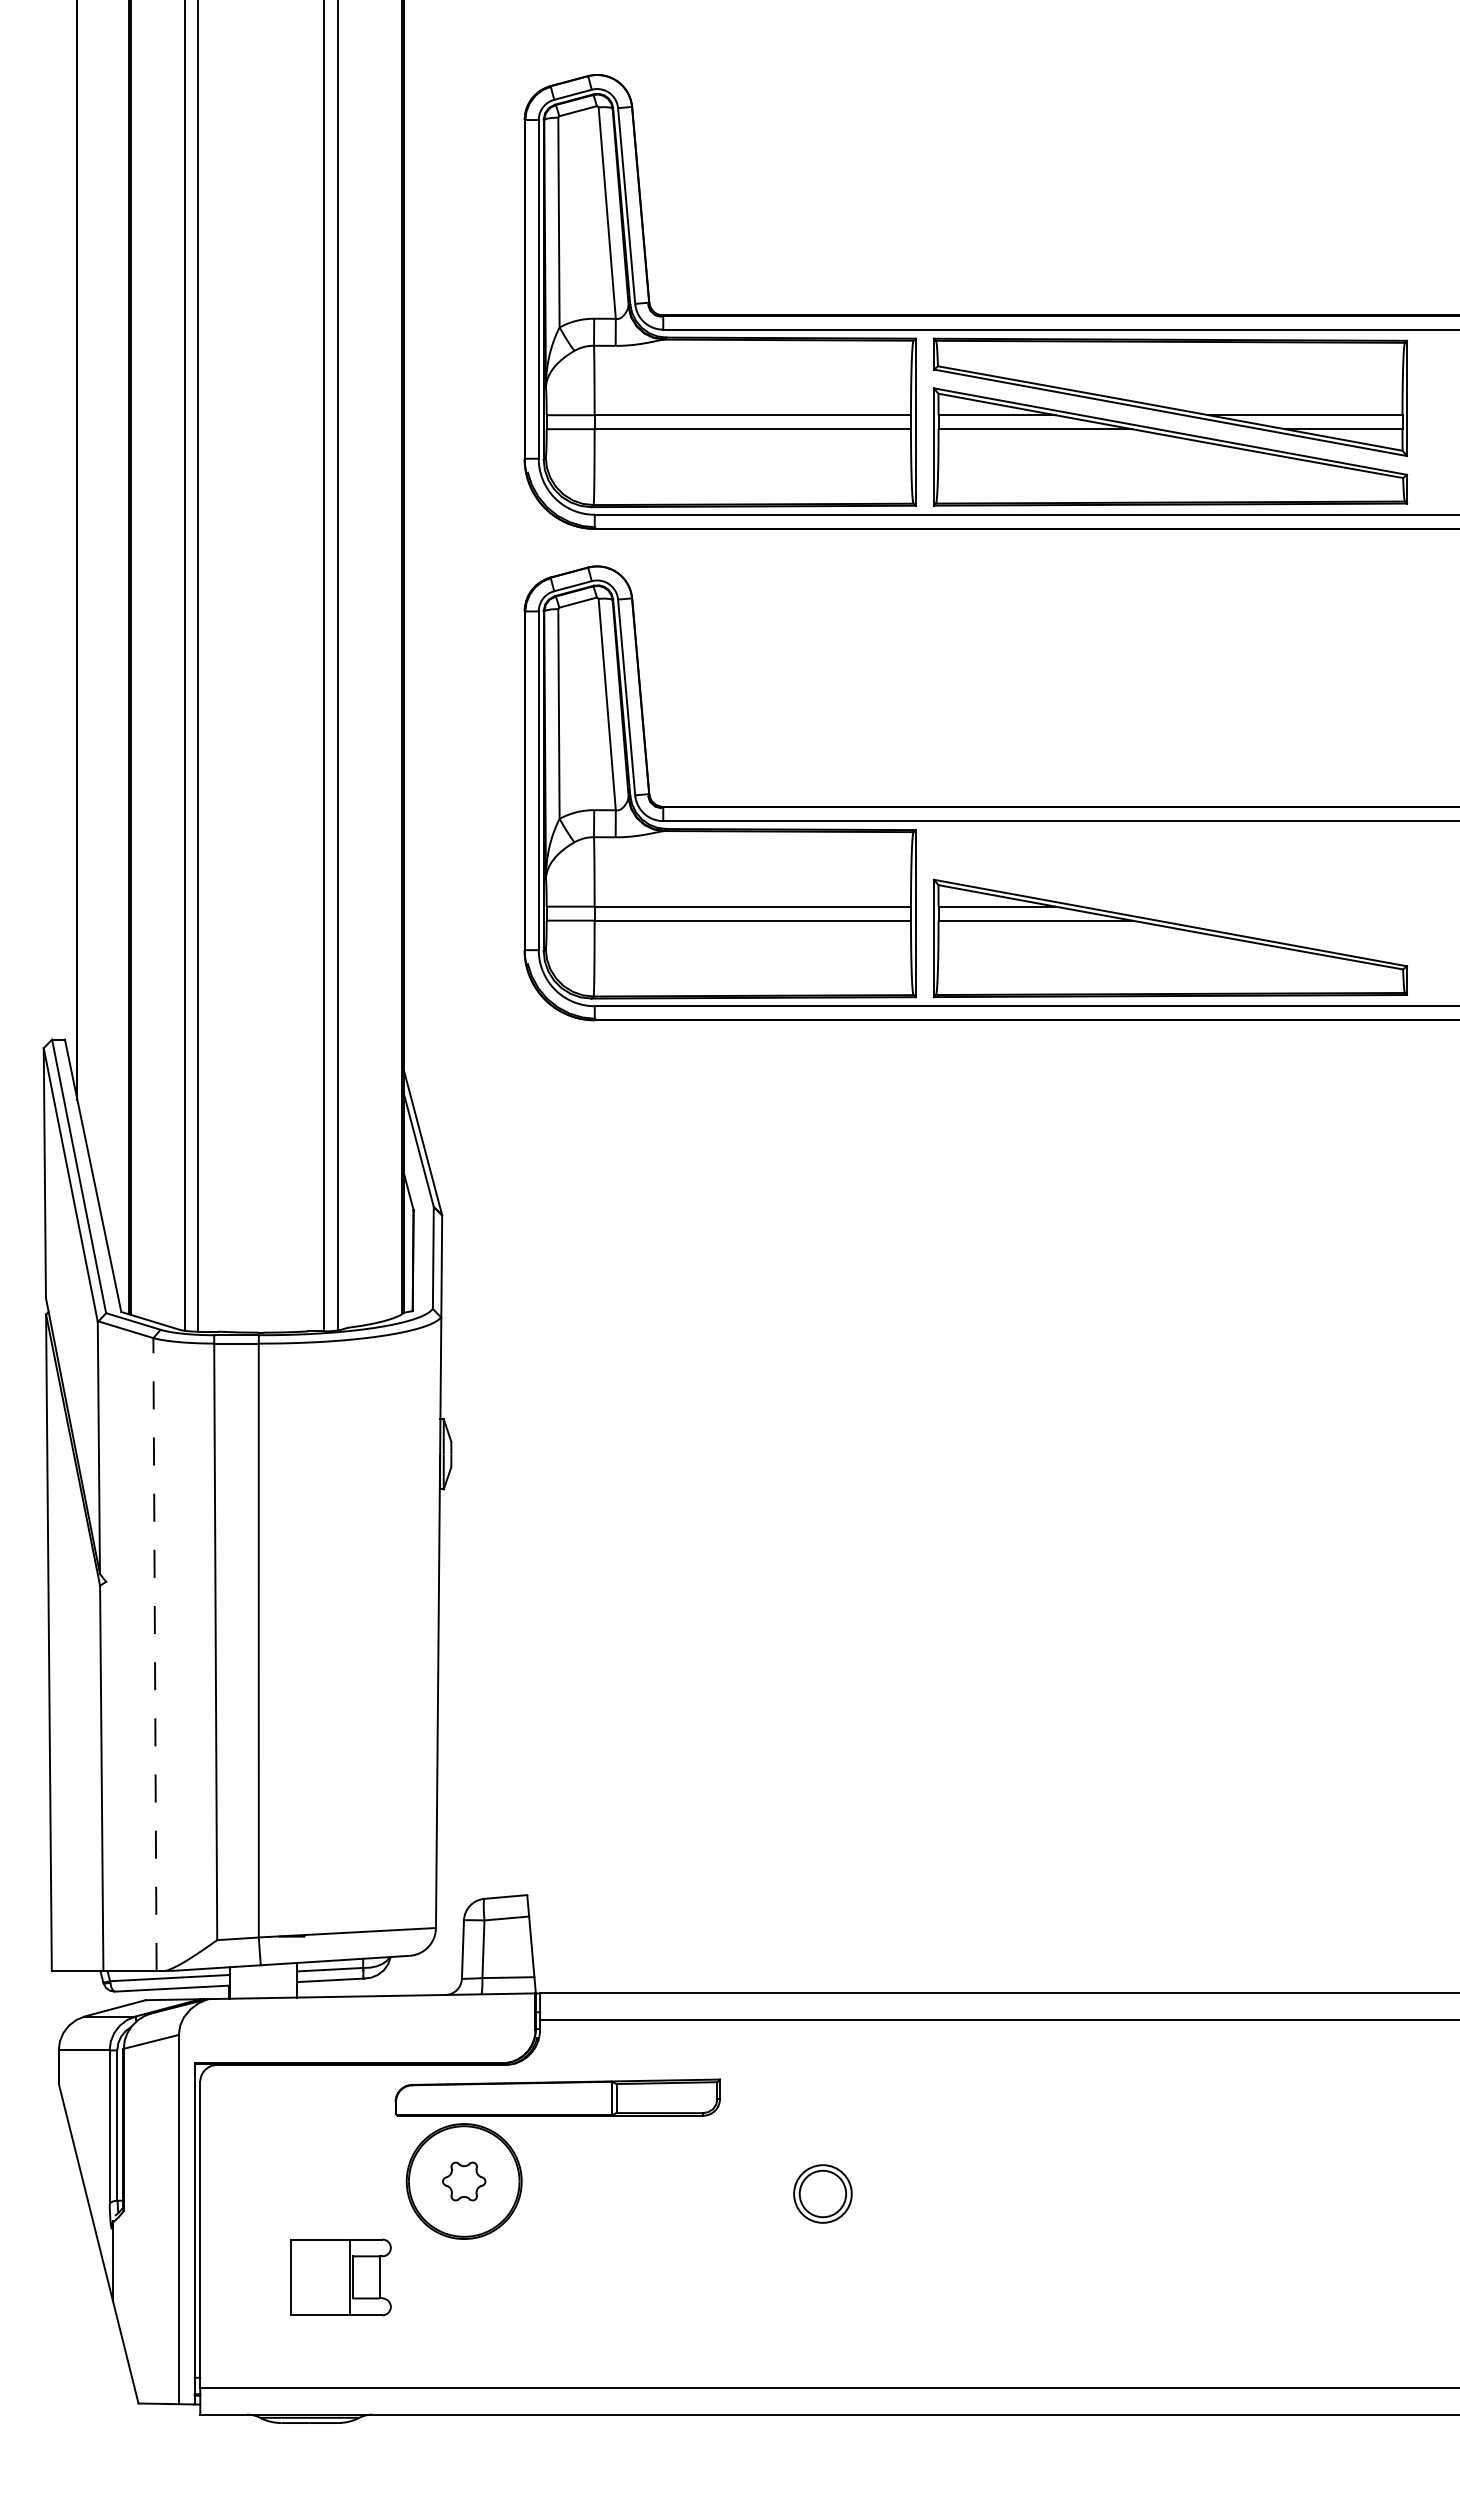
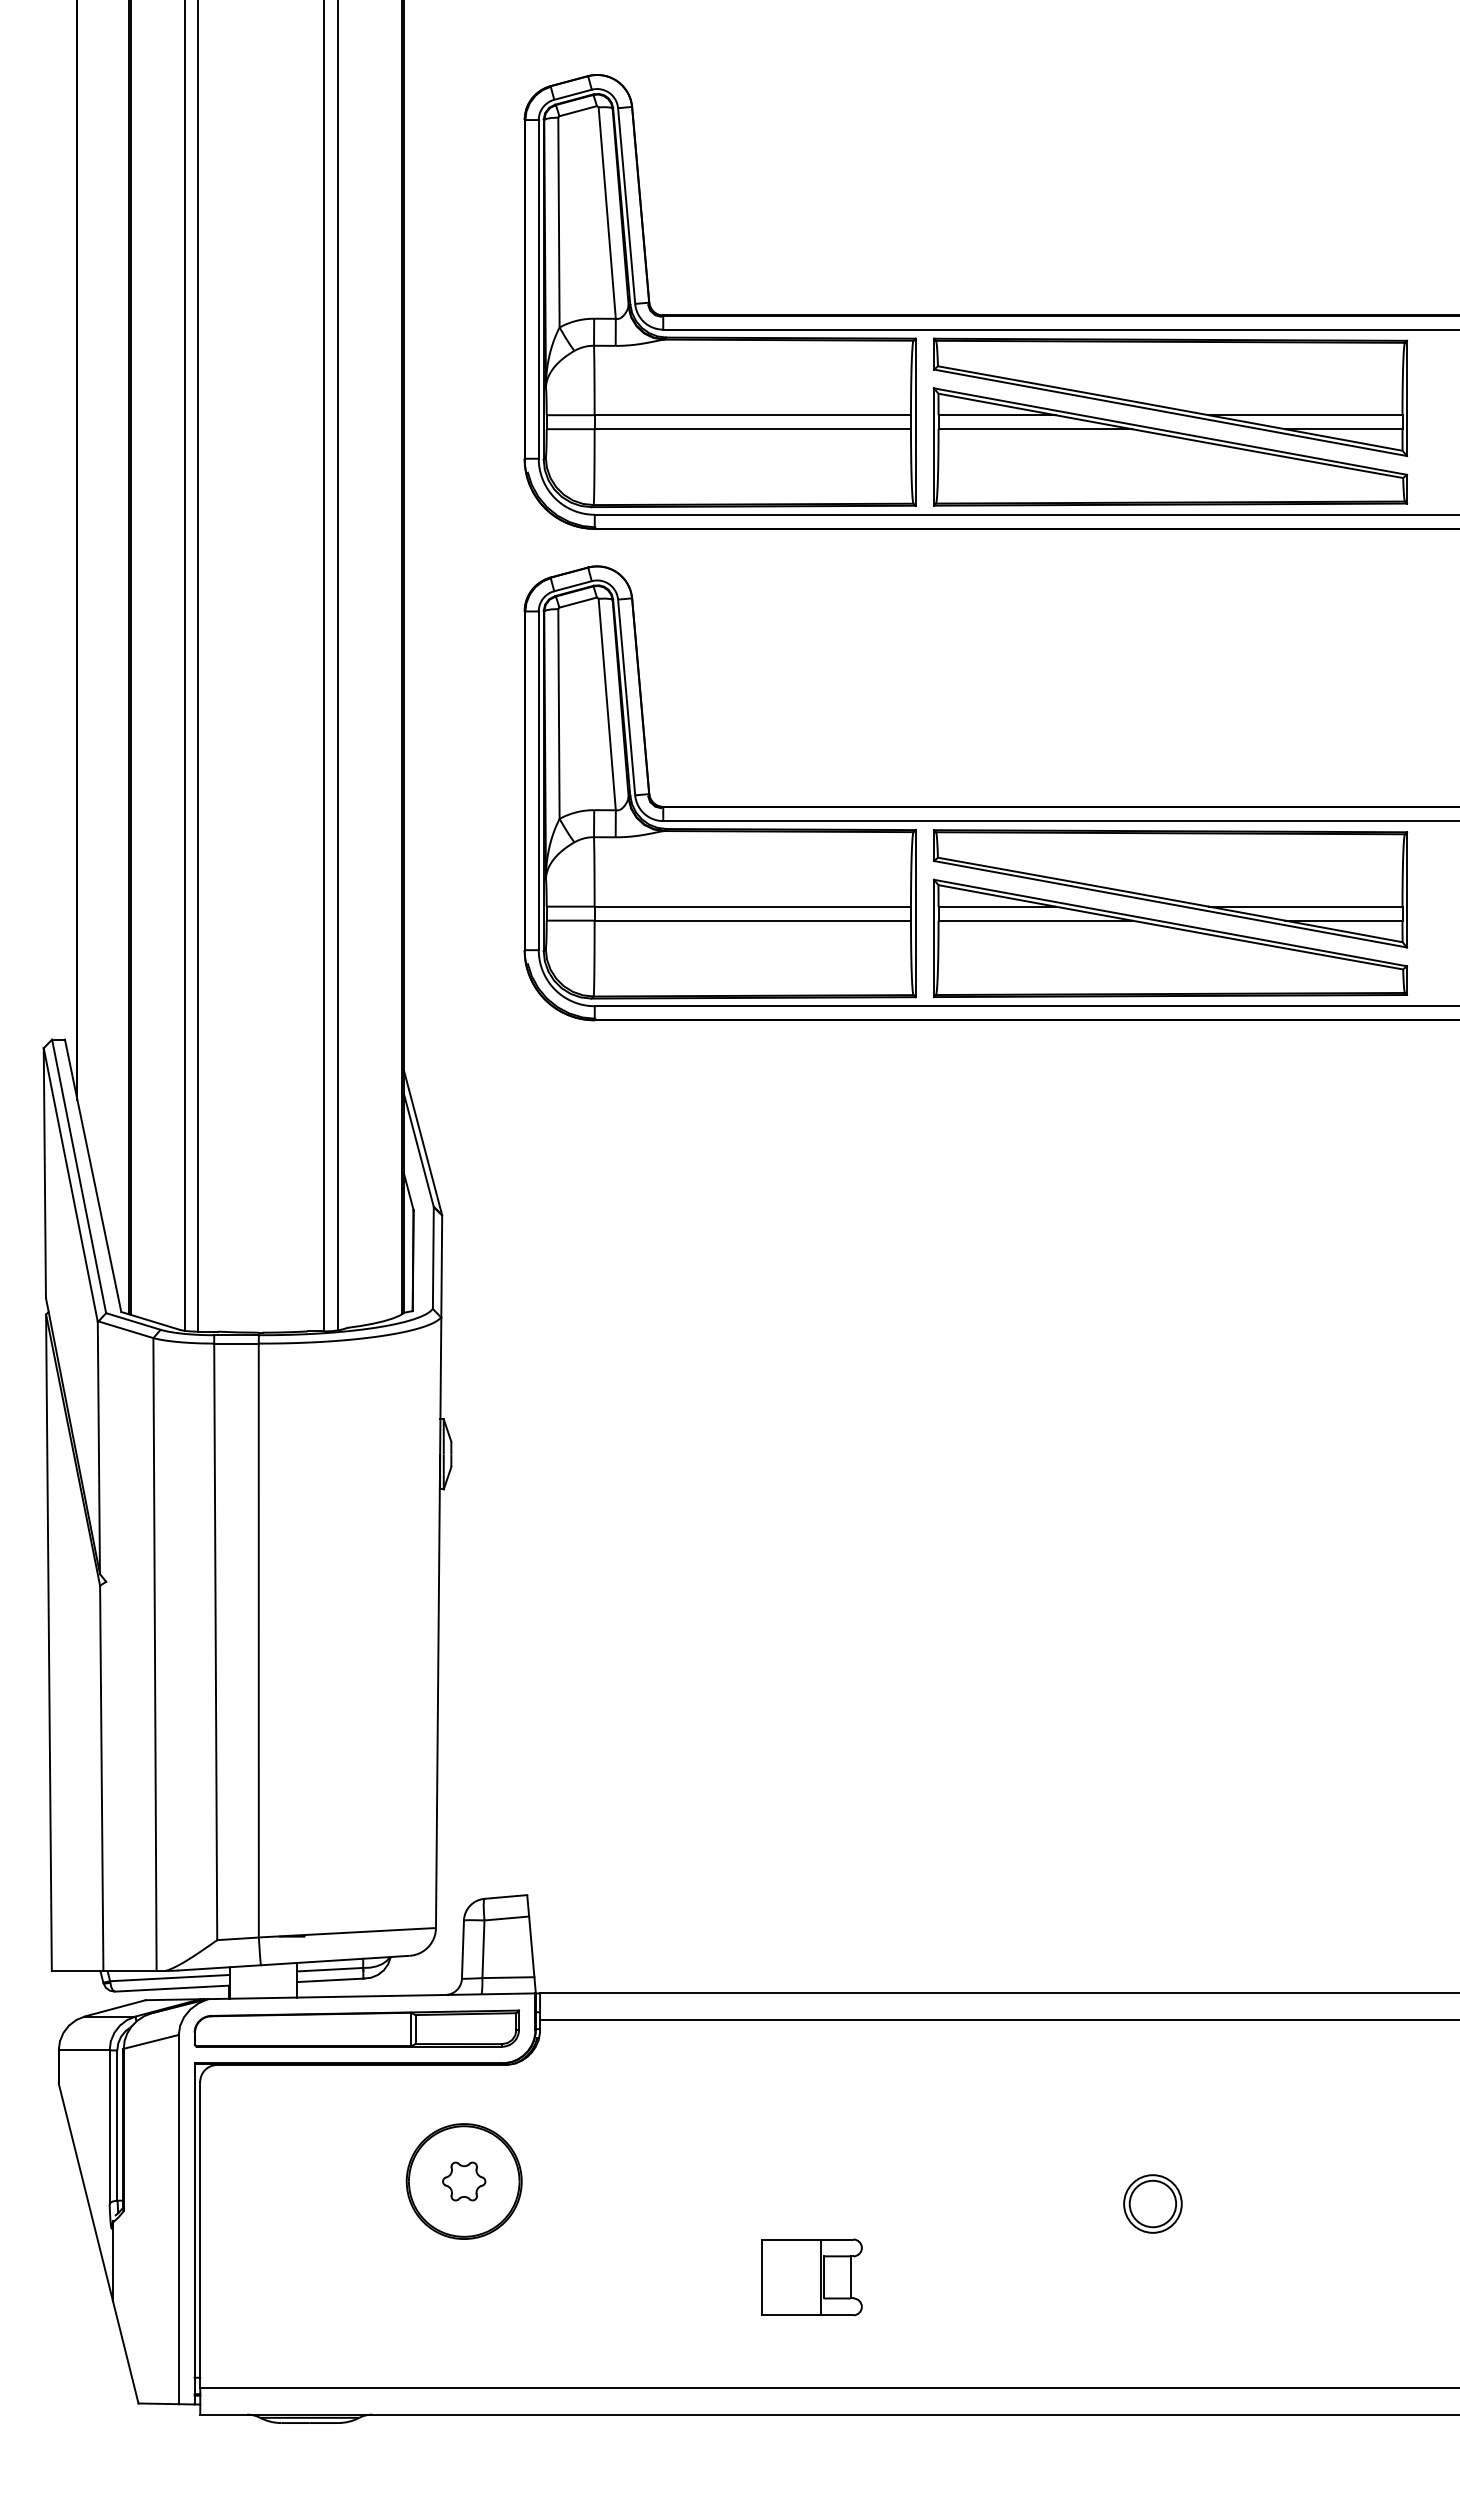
part: none -> present (1170, 888)
line: dashed -> solid (155, 1654)
part position: (557, 2097) -> (356, 2028) (356, 2028)
part position: (822, 2193) -> (1152, 2203) (1152, 2203)
part position: (340, 2277) -> (811, 2277) (811, 2277)
